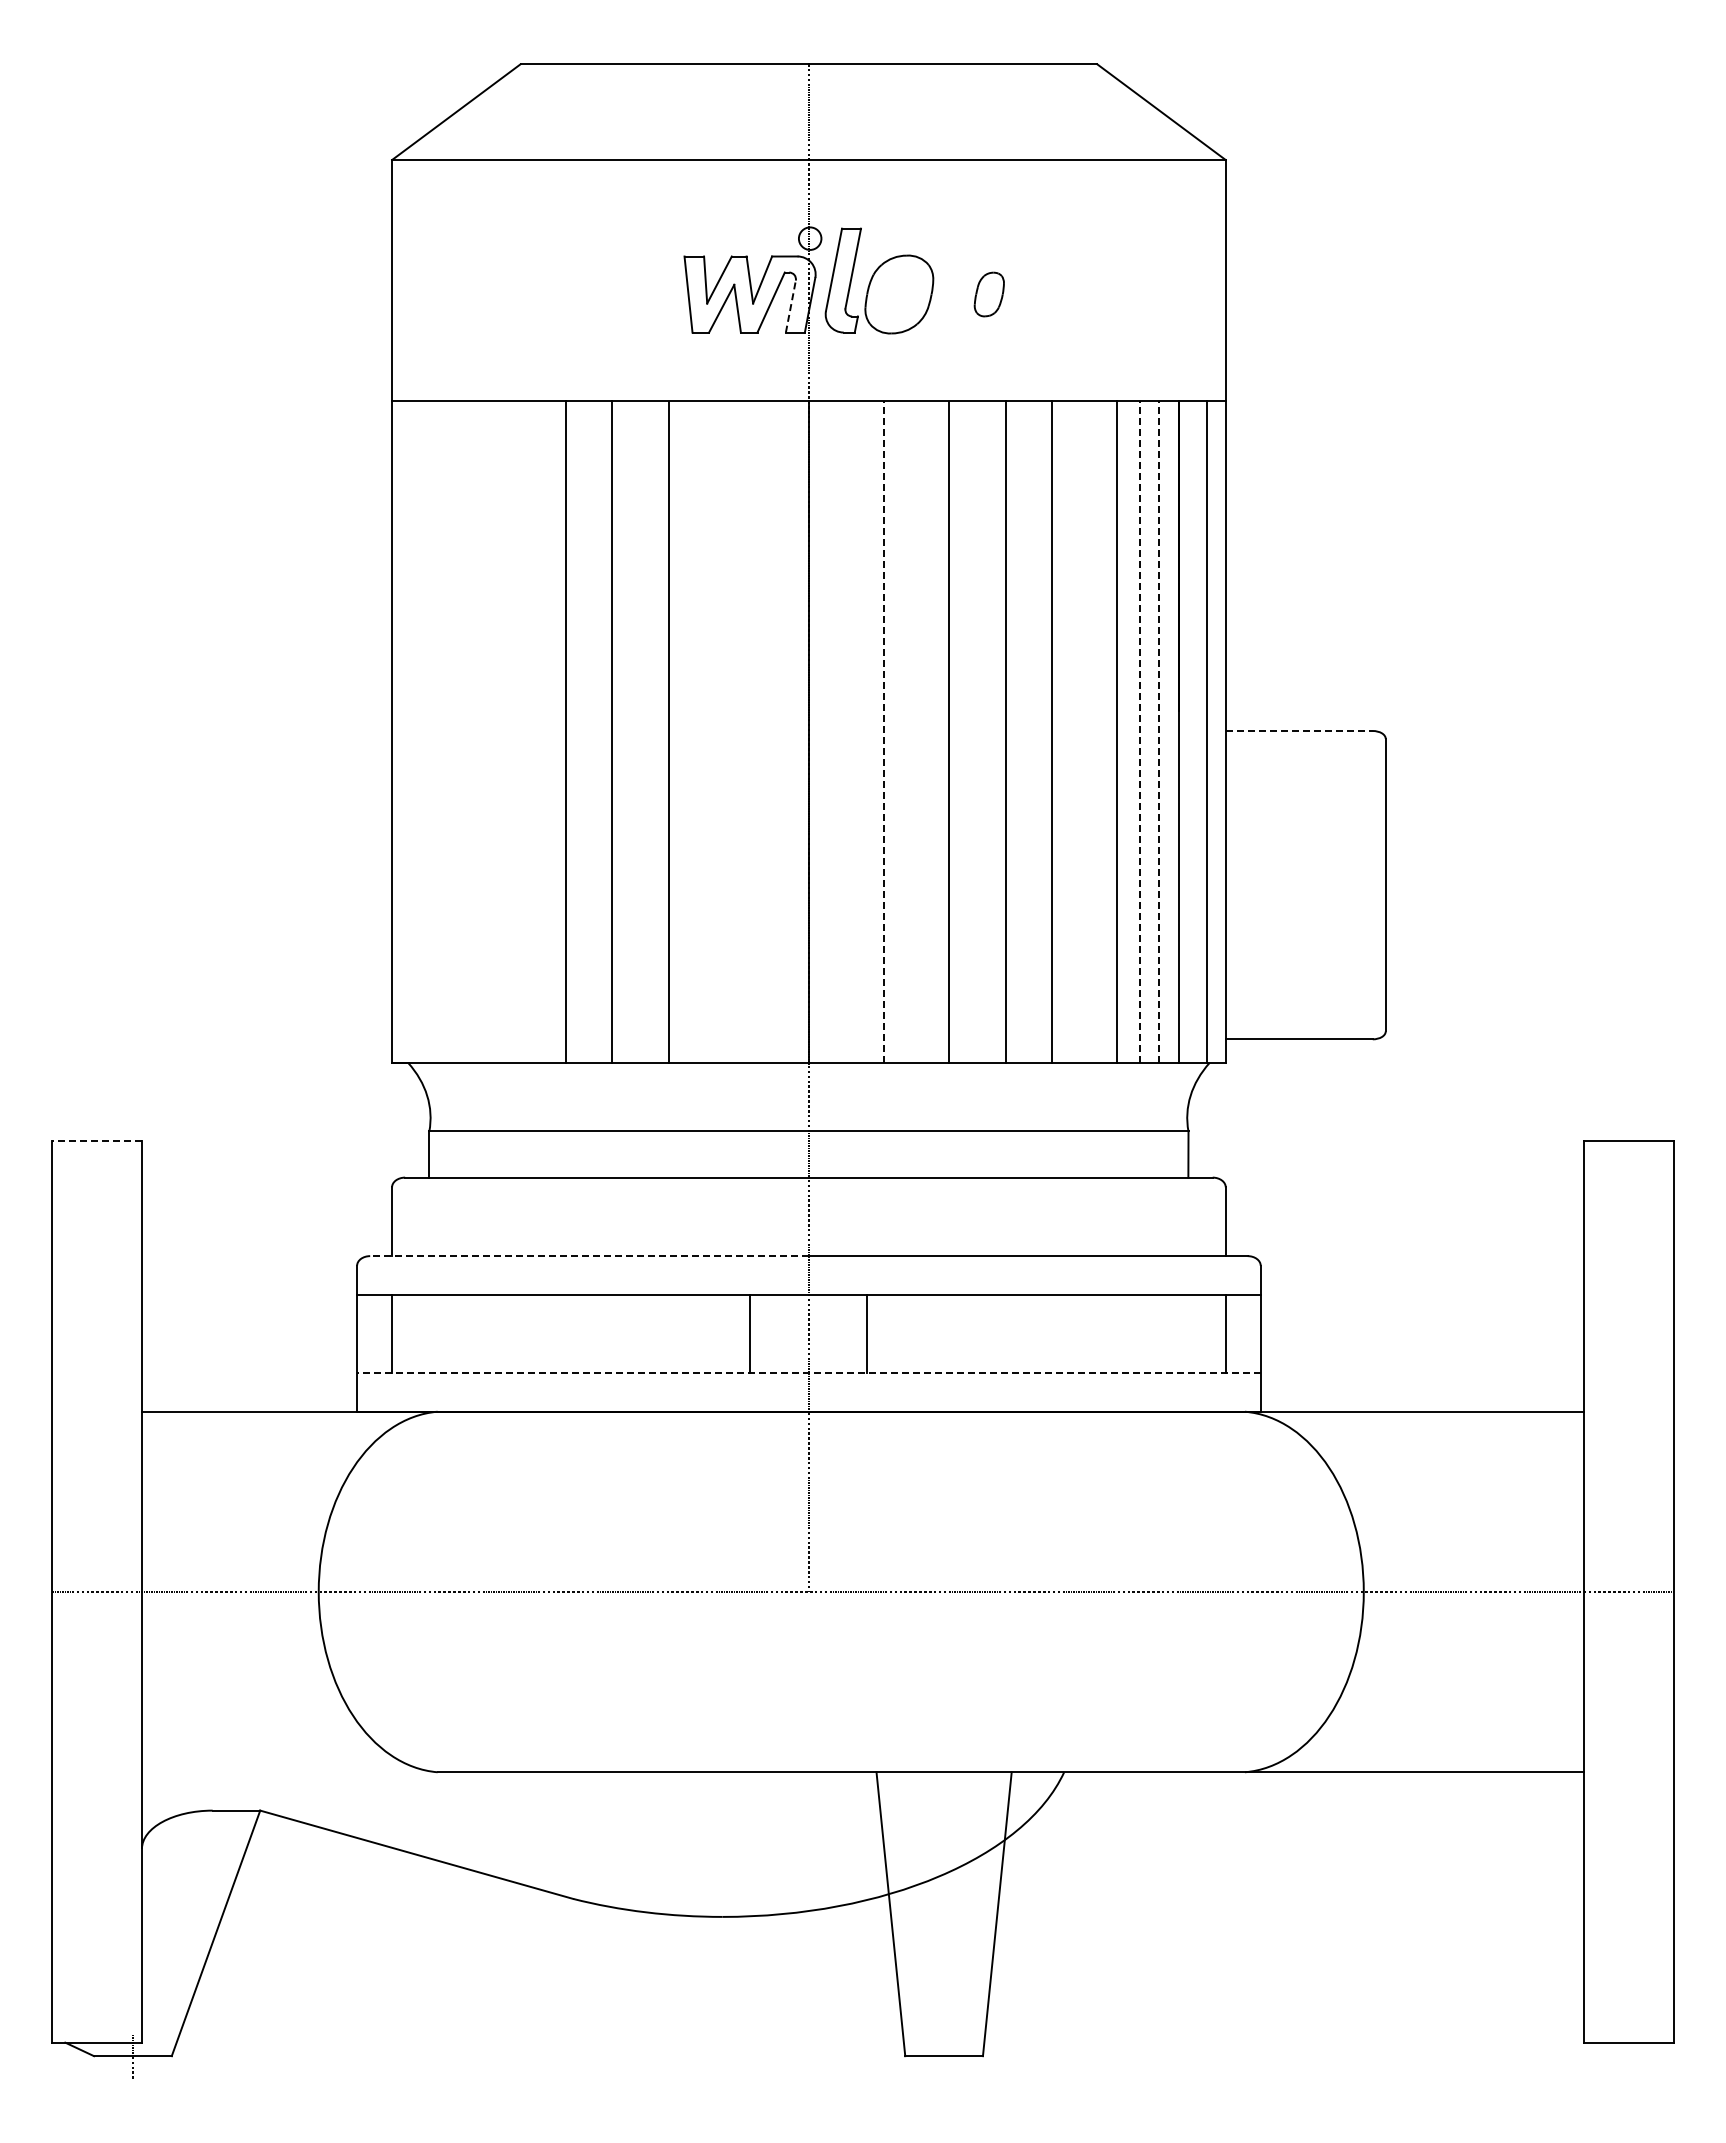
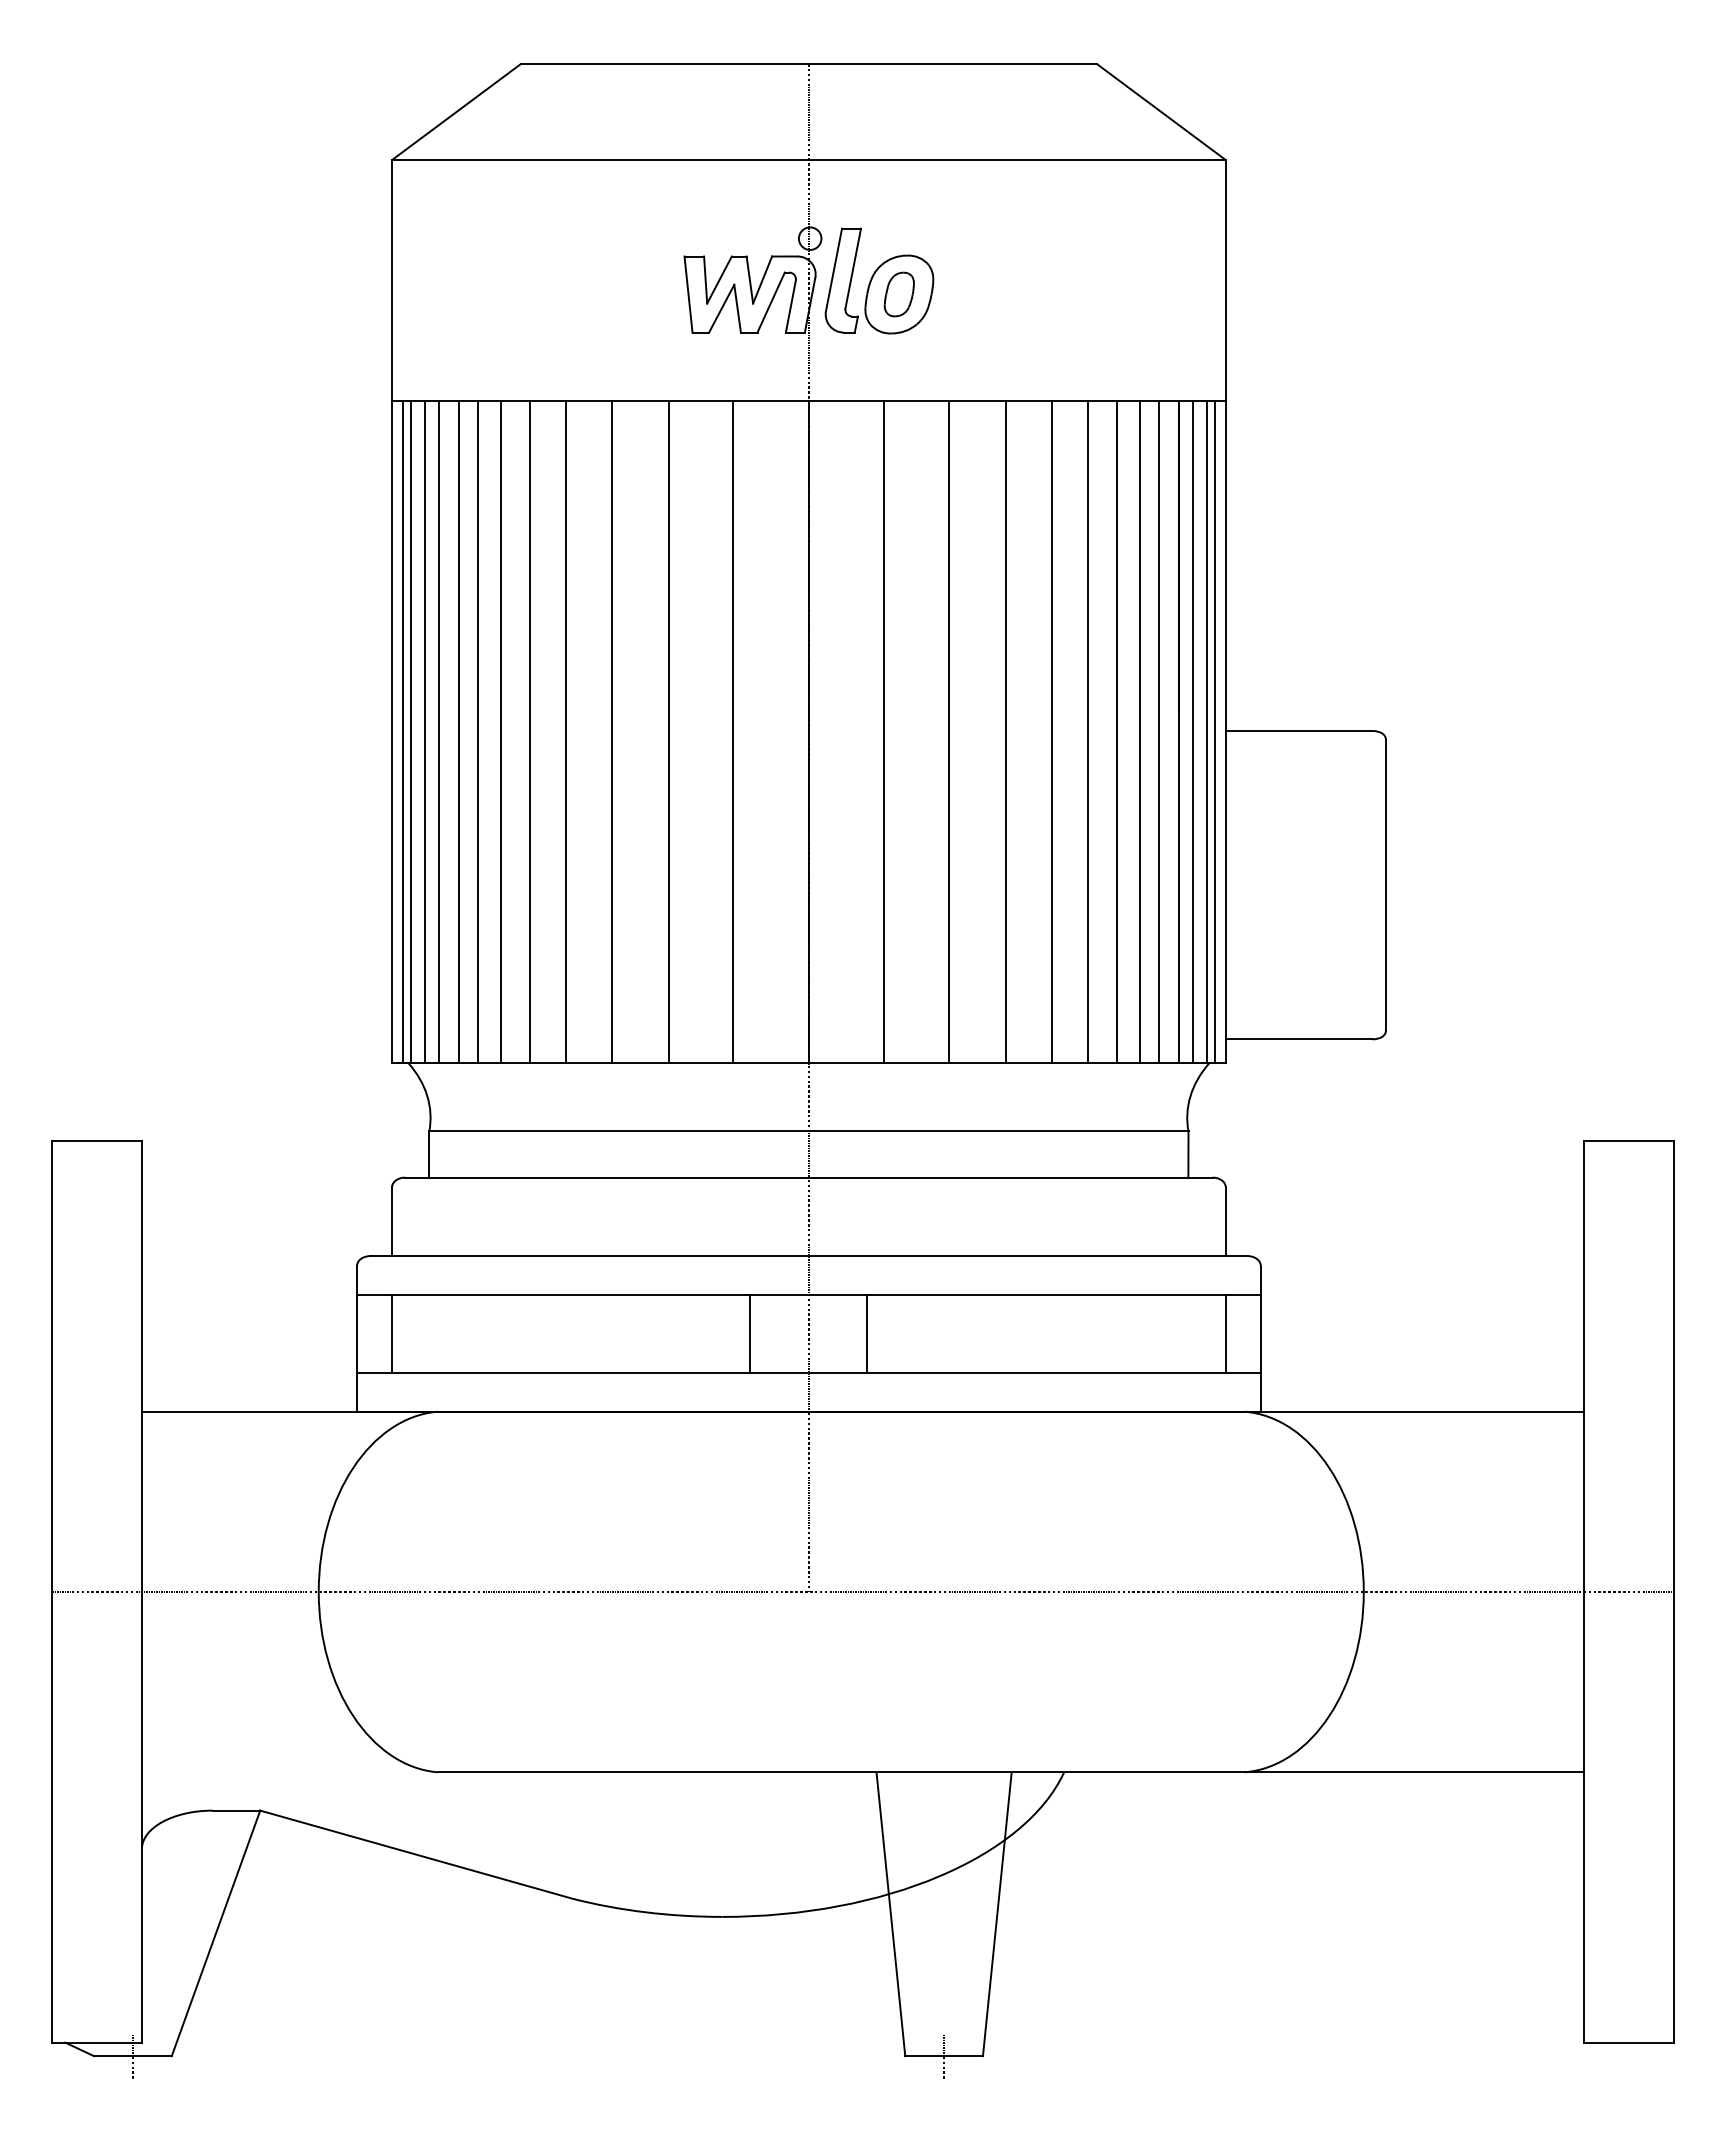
part position: (988, 294) -> (898, 294) (898, 294)
line: dashed -> solid (790, 306)
line: dashed -> solid (1299, 730)
line: none -> present (402, 732)
line: none -> present (411, 732)
line: none -> present (424, 732)
line: none -> present (439, 732)
line: none -> present (459, 732)
line: none -> present (477, 732)
line: none -> present (500, 732)
line: none -> present (530, 732)
line: none -> present (733, 732)
line: dashed -> solid (884, 732)
line: none -> present (1087, 732)
line: dashed -> solid (1140, 732)
line: dashed -> solid (1158, 732)
line: none -> present (1192, 732)
line: none -> present (1215, 732)
line: dashed -> solid (96, 1141)
line: dashed -> solid (589, 1256)
line: dashed -> solid (808, 1372)
line: none -> present (944, 2055)
